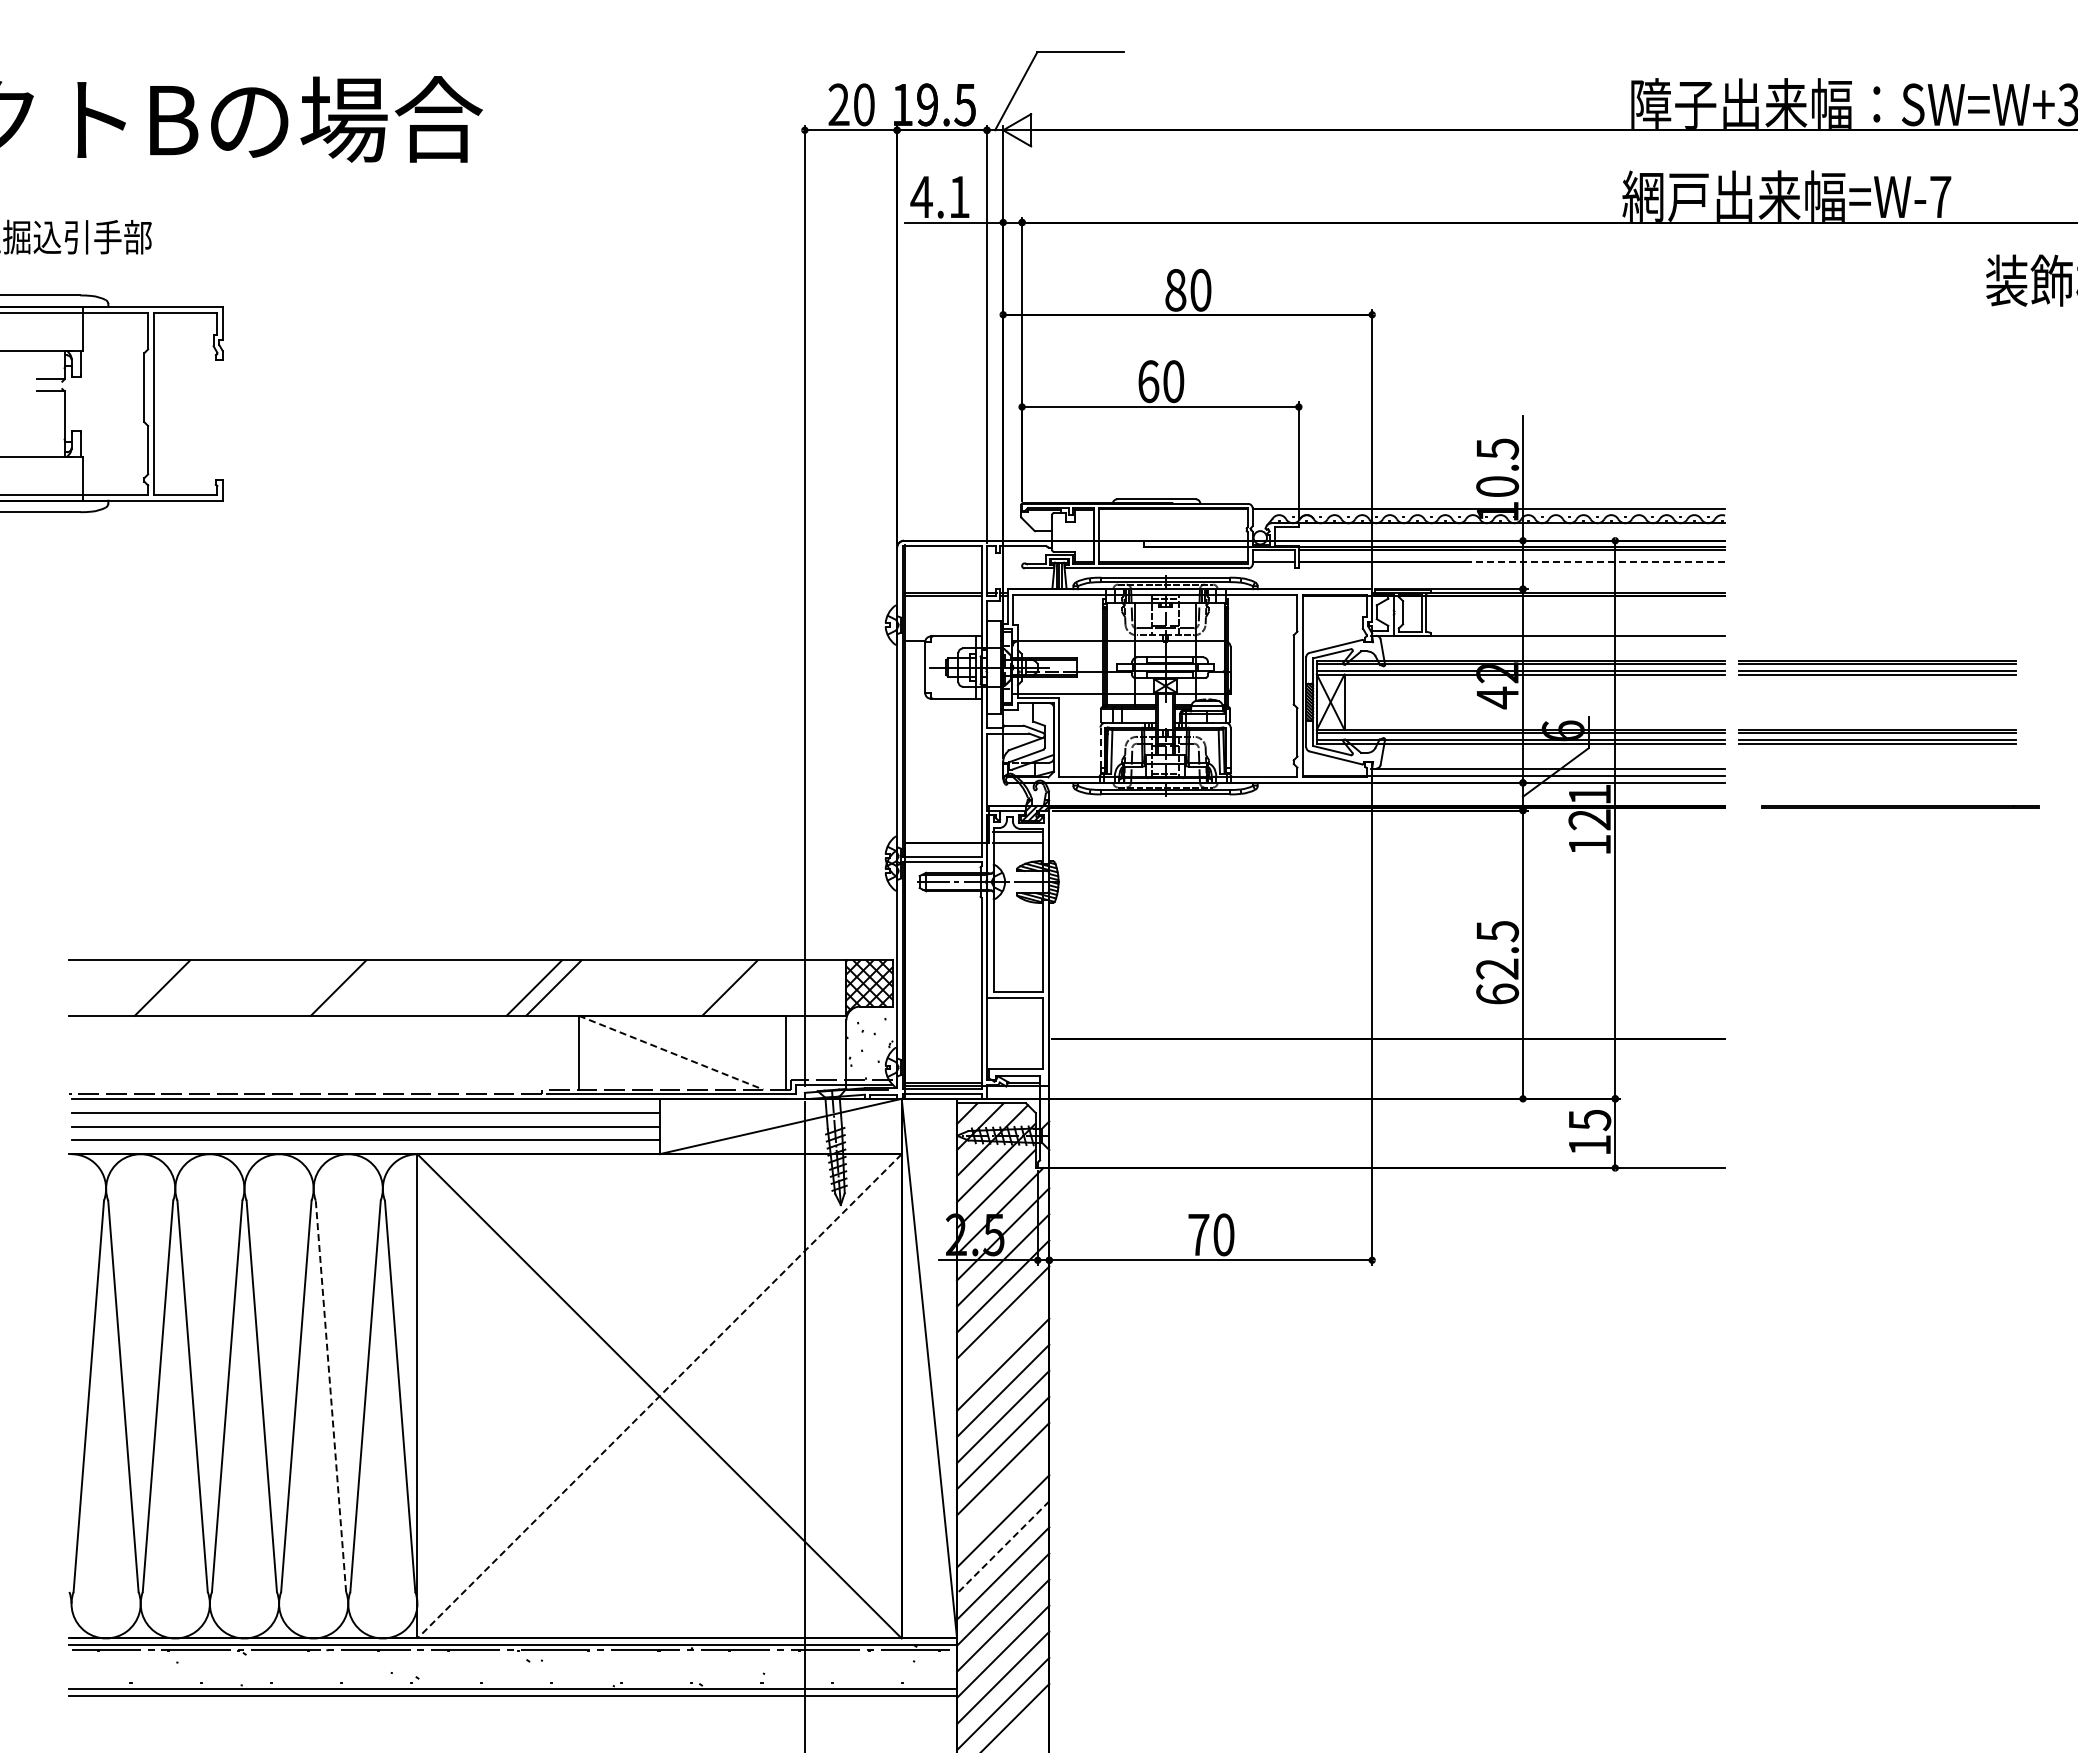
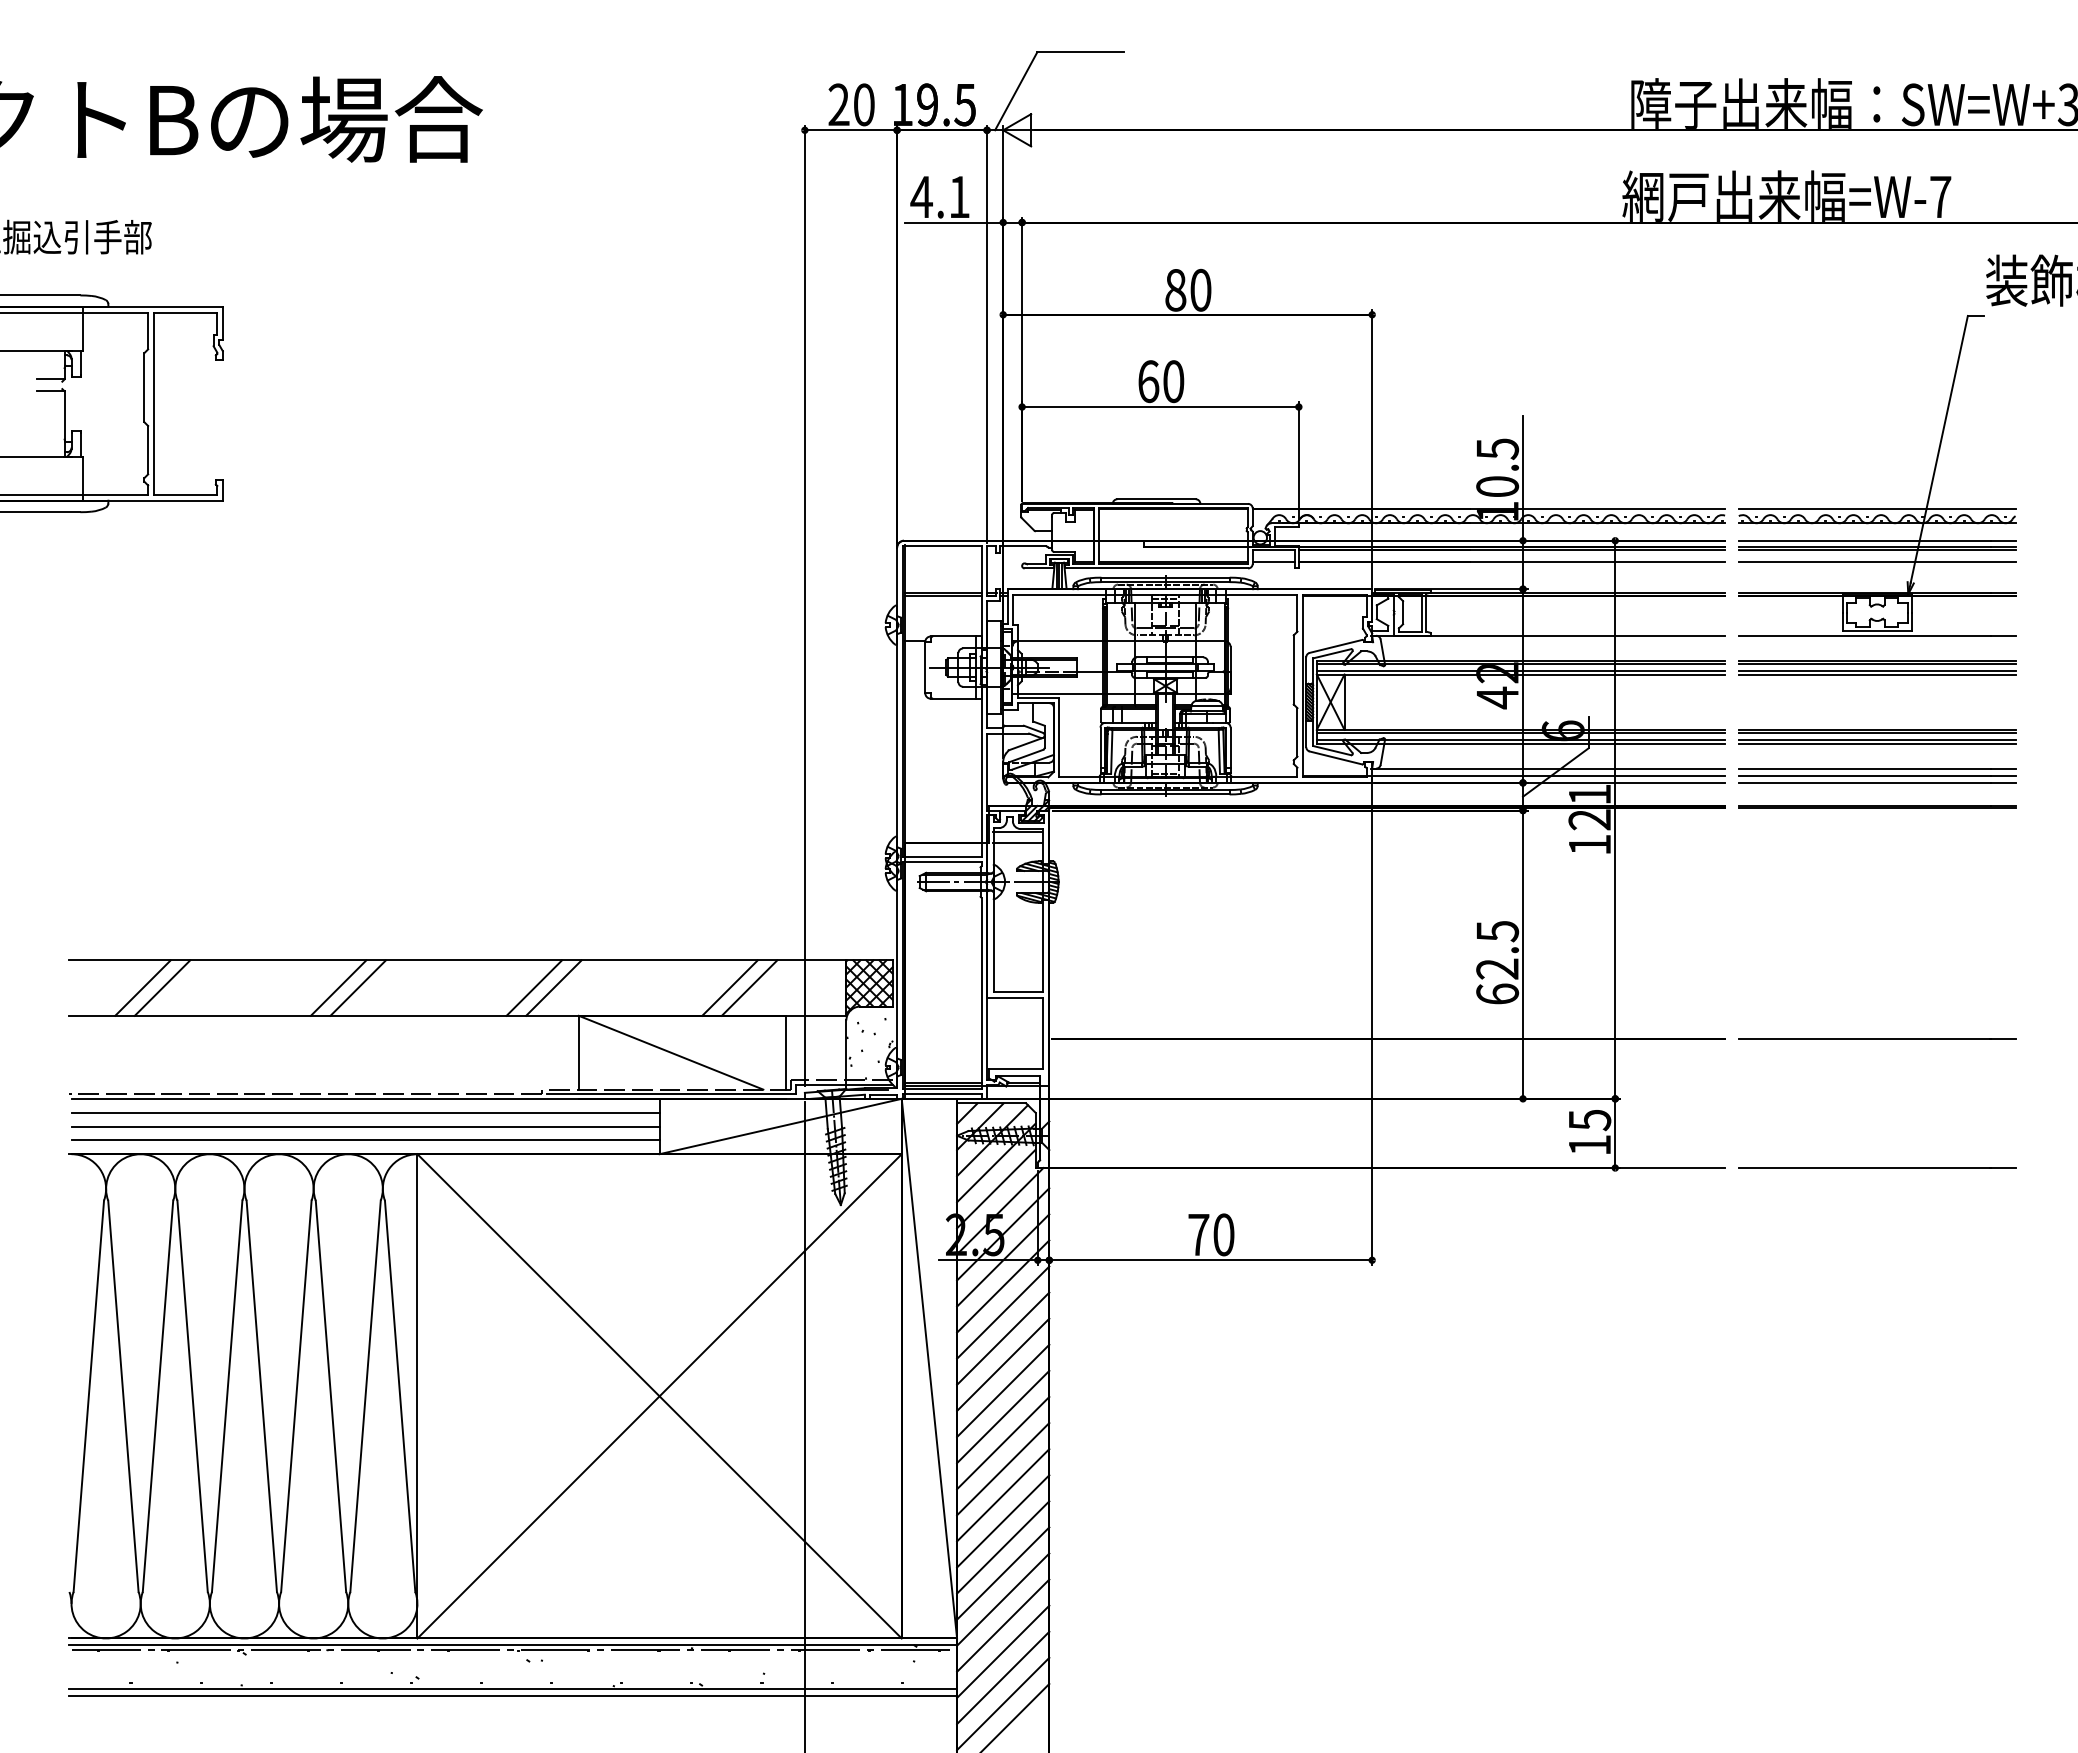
part: none -> present (1877, 508)
line: dashed -> solid (1597, 562)
line: dashed -> solid (1100, 747)
part: none -> present (1877, 775)
line position: (1900, 806) -> (1877, 806) (1877, 806)
line: none -> present (142, 987)
line: none -> present (357, 987)
line: none -> present (749, 987)
line: none -> present (1877, 1038)
line: dashed -> solid (671, 1052)
line: none -> present (1877, 1167)
line: none -> present (1003, 1338)
line: dashed -> solid (330, 1395)
line: dashed -> solid (659, 1396)
line: none -> present (1003, 1495)
line: dashed -> solid (1002, 1547)
